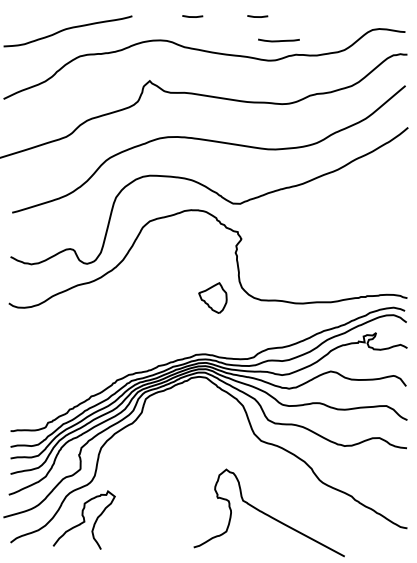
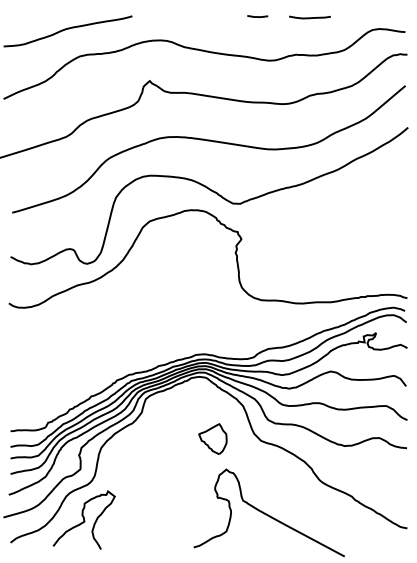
line: present -> none (192, 16)
curve position: (278, 40) -> (309, 17) (309, 17)
part position: (212, 297) -> (212, 438) (212, 438)
